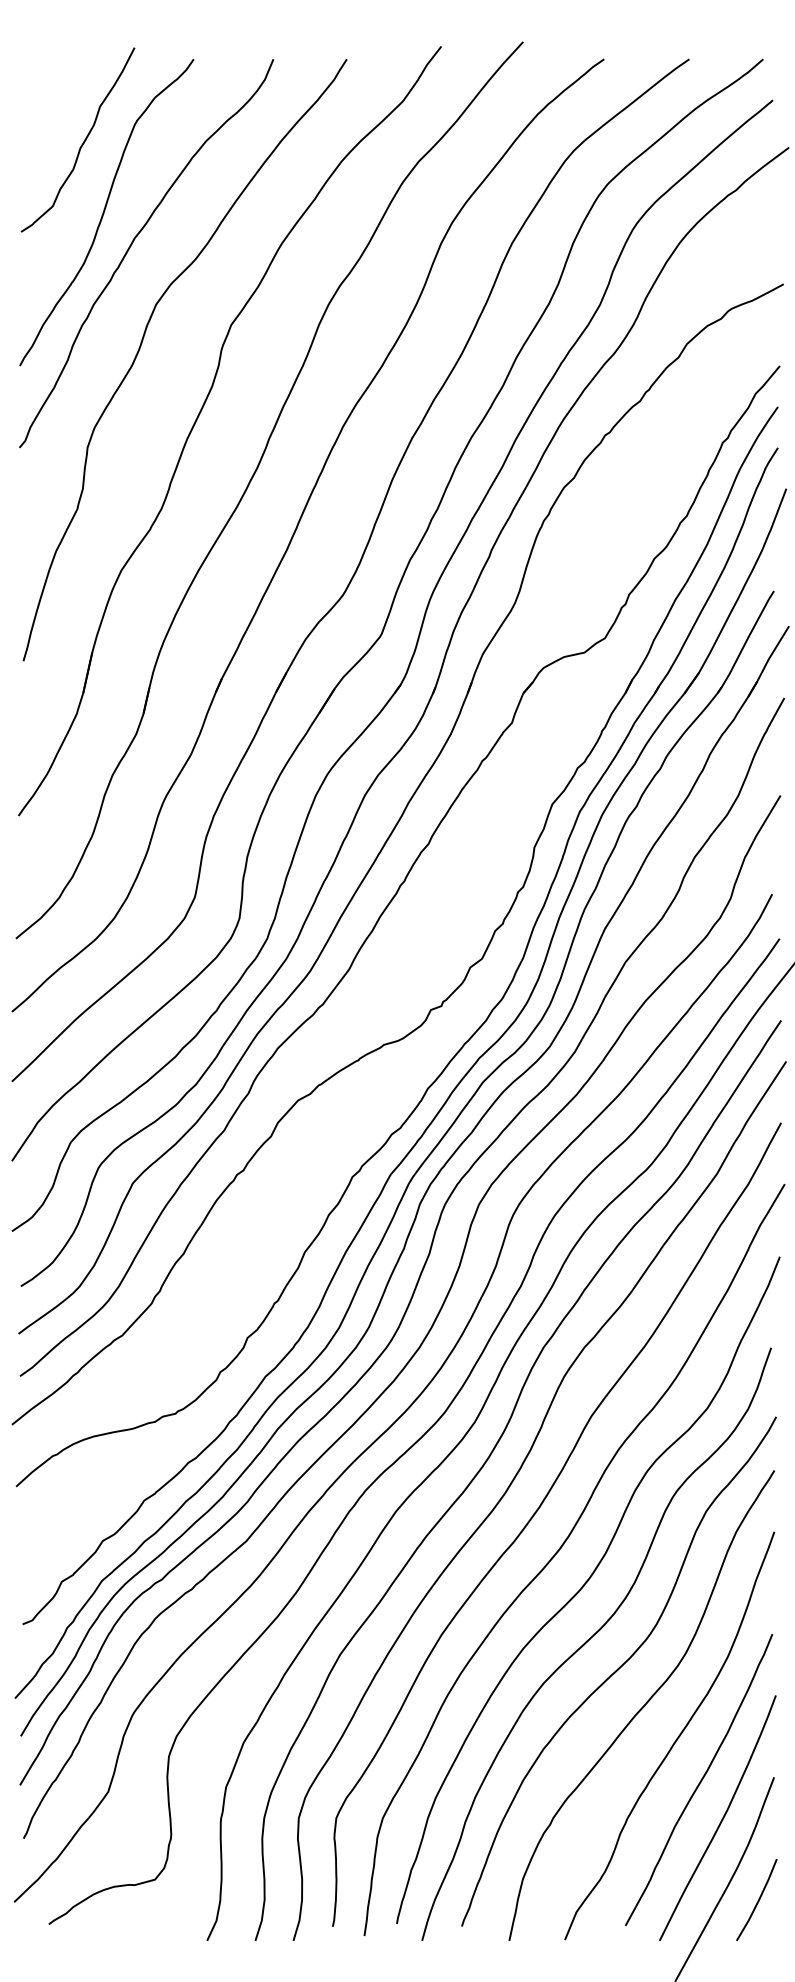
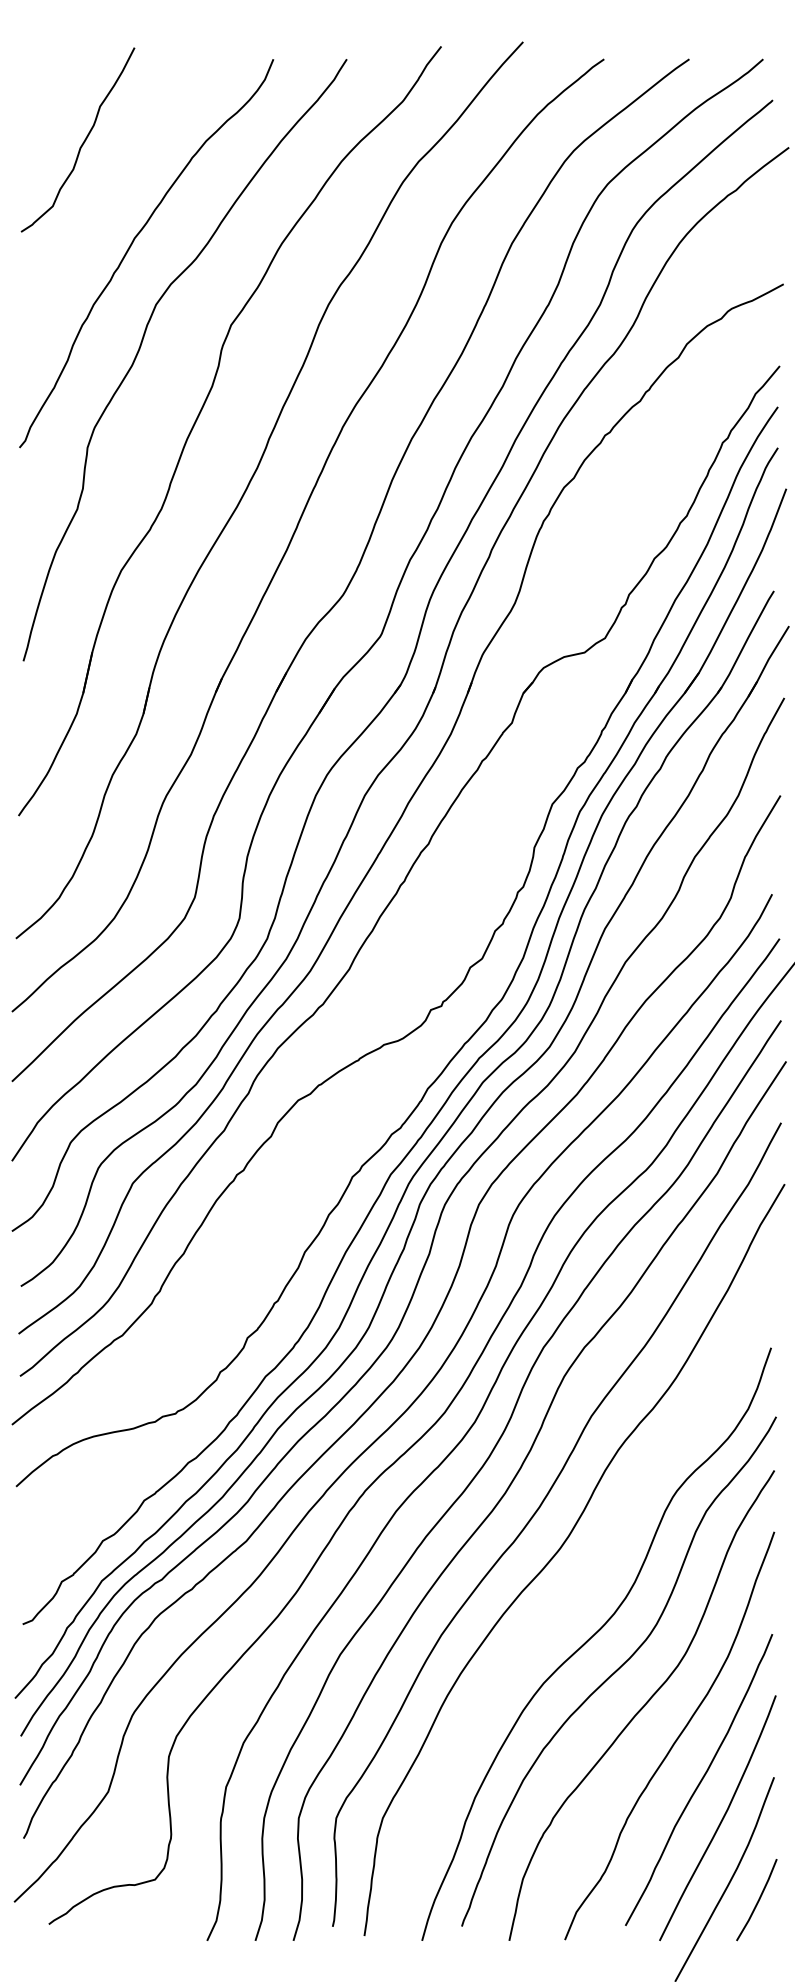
curve: present -> none (104, 212)
curve: present -> none (585, 1585)
